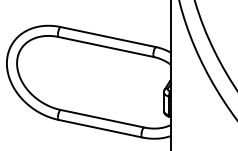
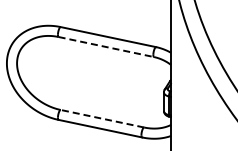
line: solid -> dashed (106, 47)
line: solid -> dashed (102, 118)
